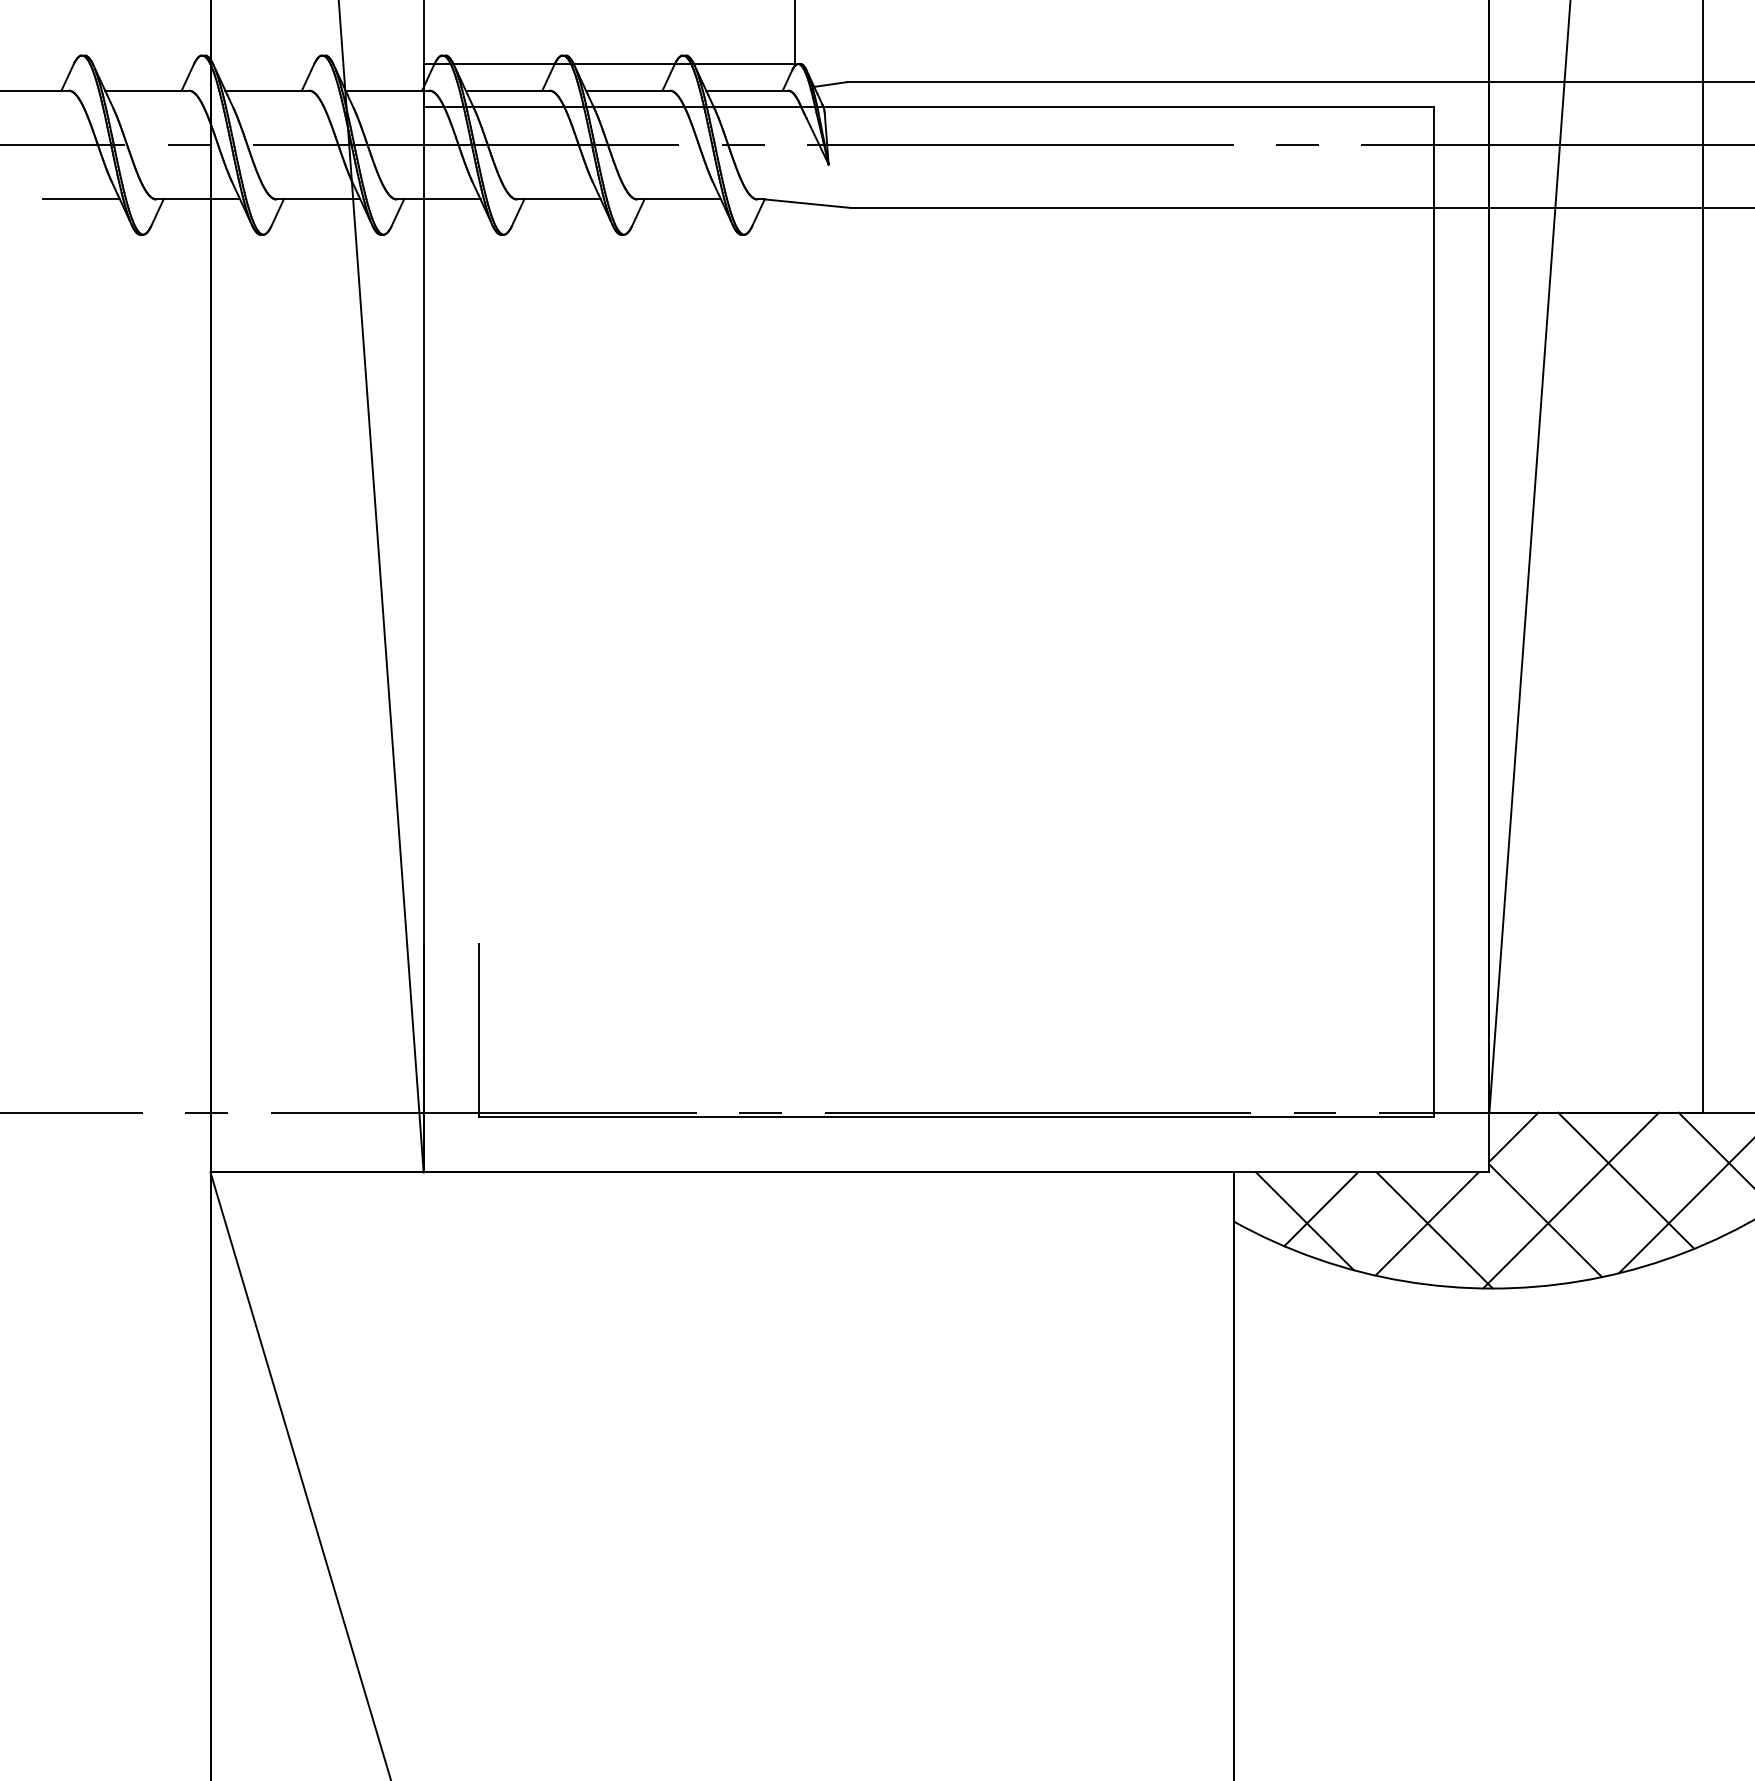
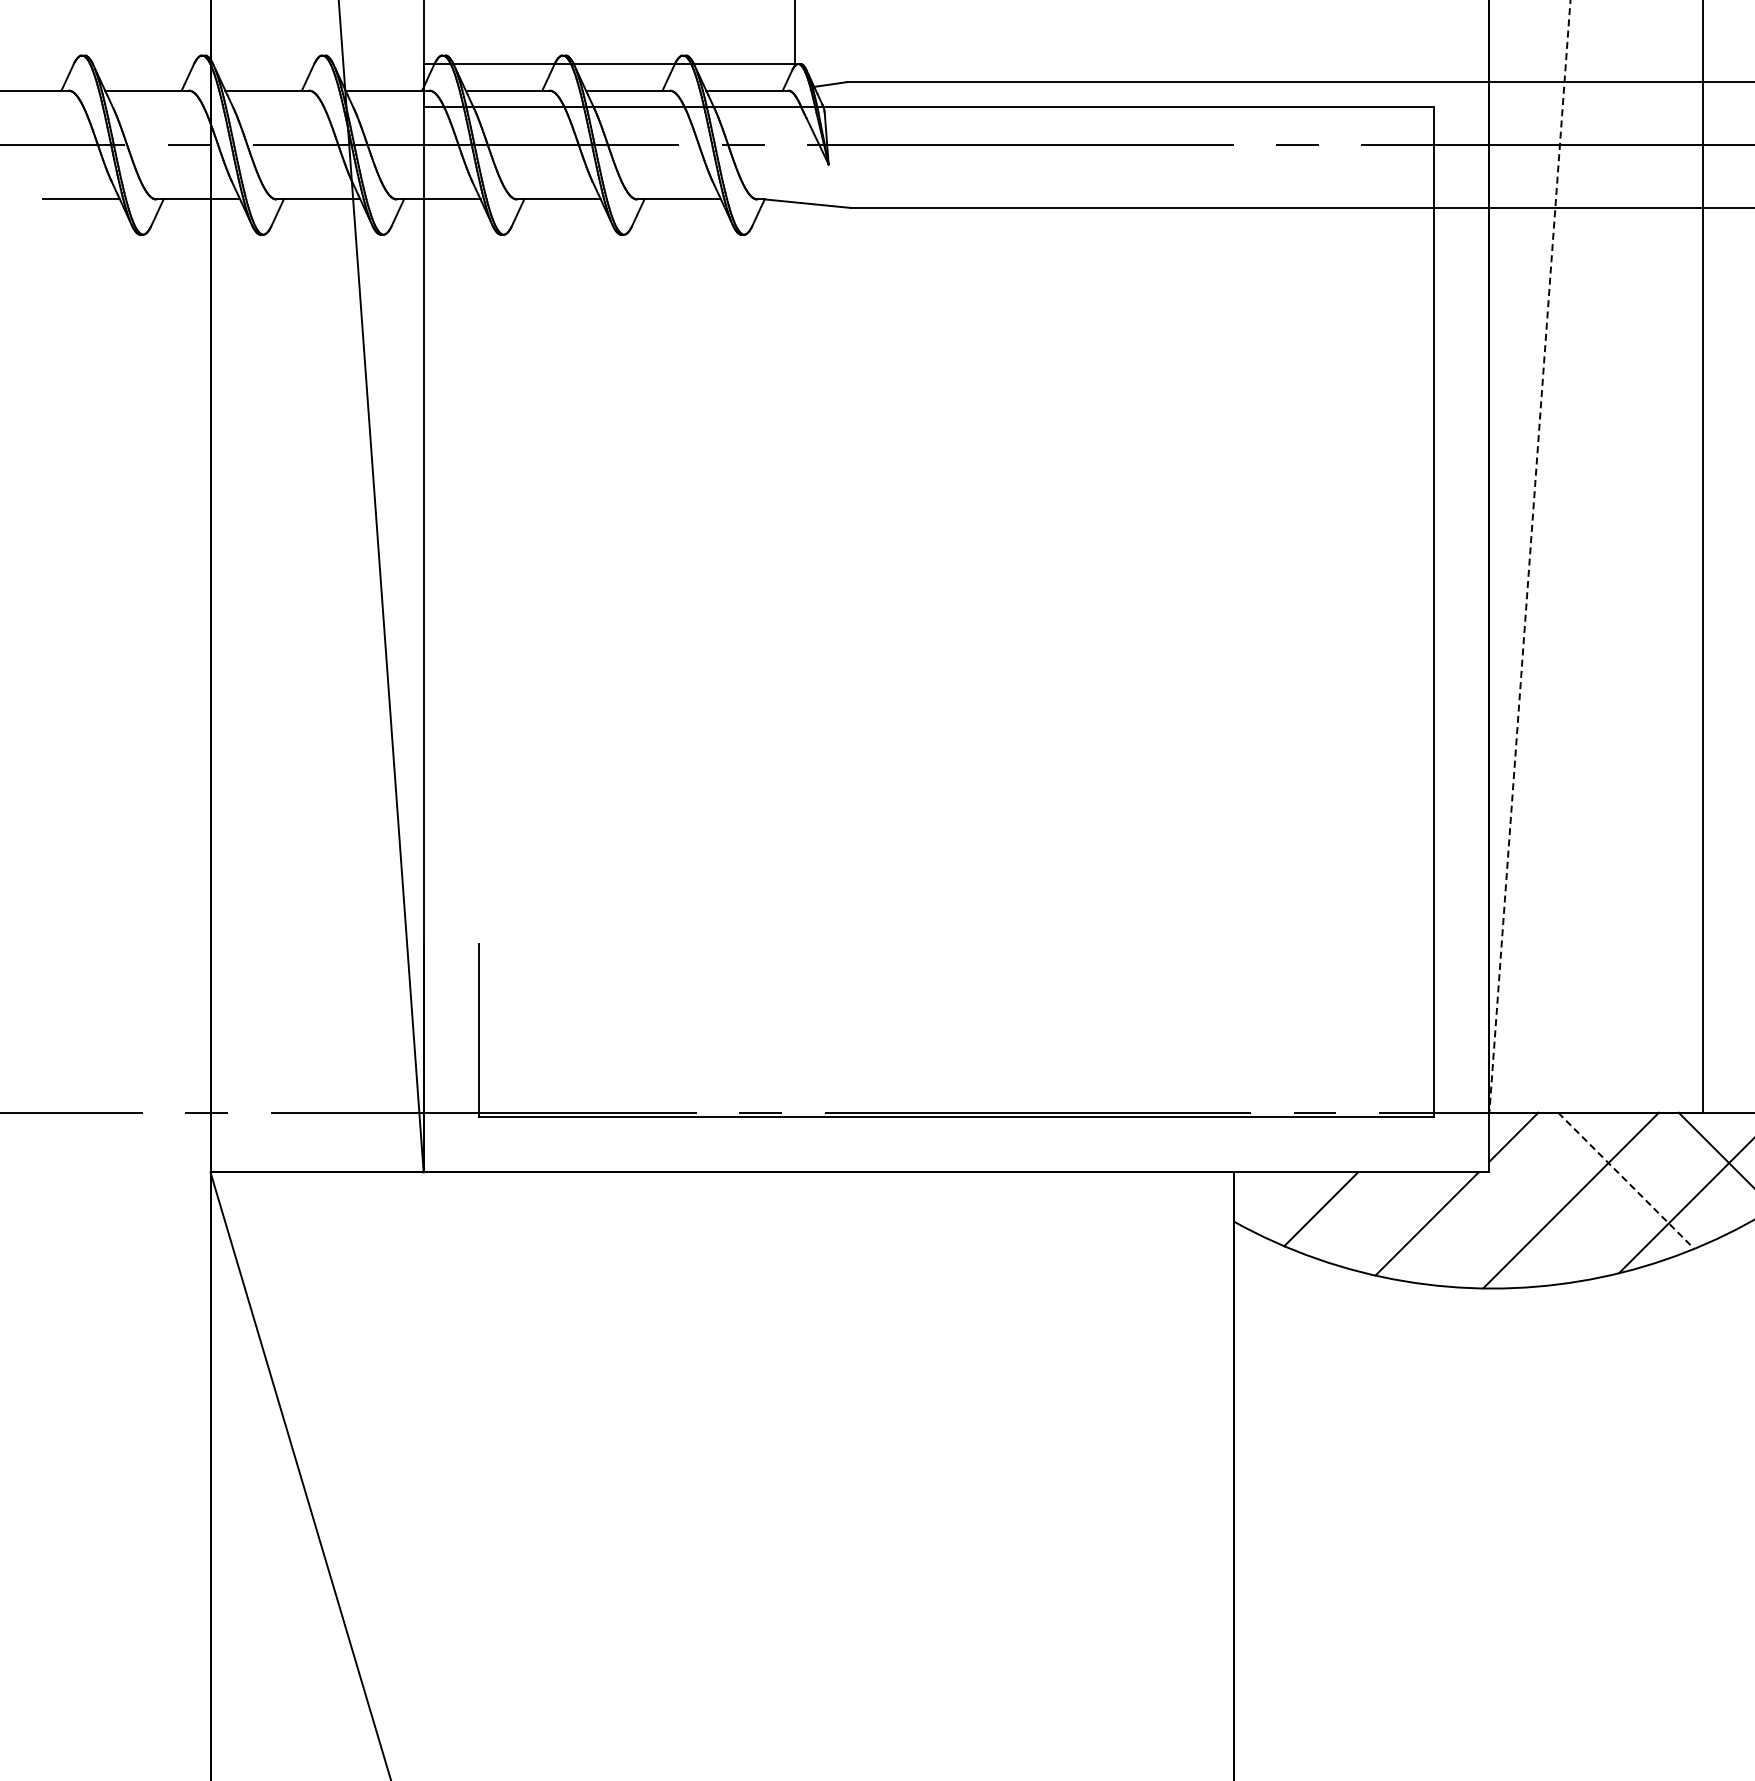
line: solid -> dashed (1529, 556)
line: solid -> dashed (1626, 1181)
line: present -> none (1545, 1220)
line: present -> none (1304, 1221)
line: present -> none (1434, 1230)
